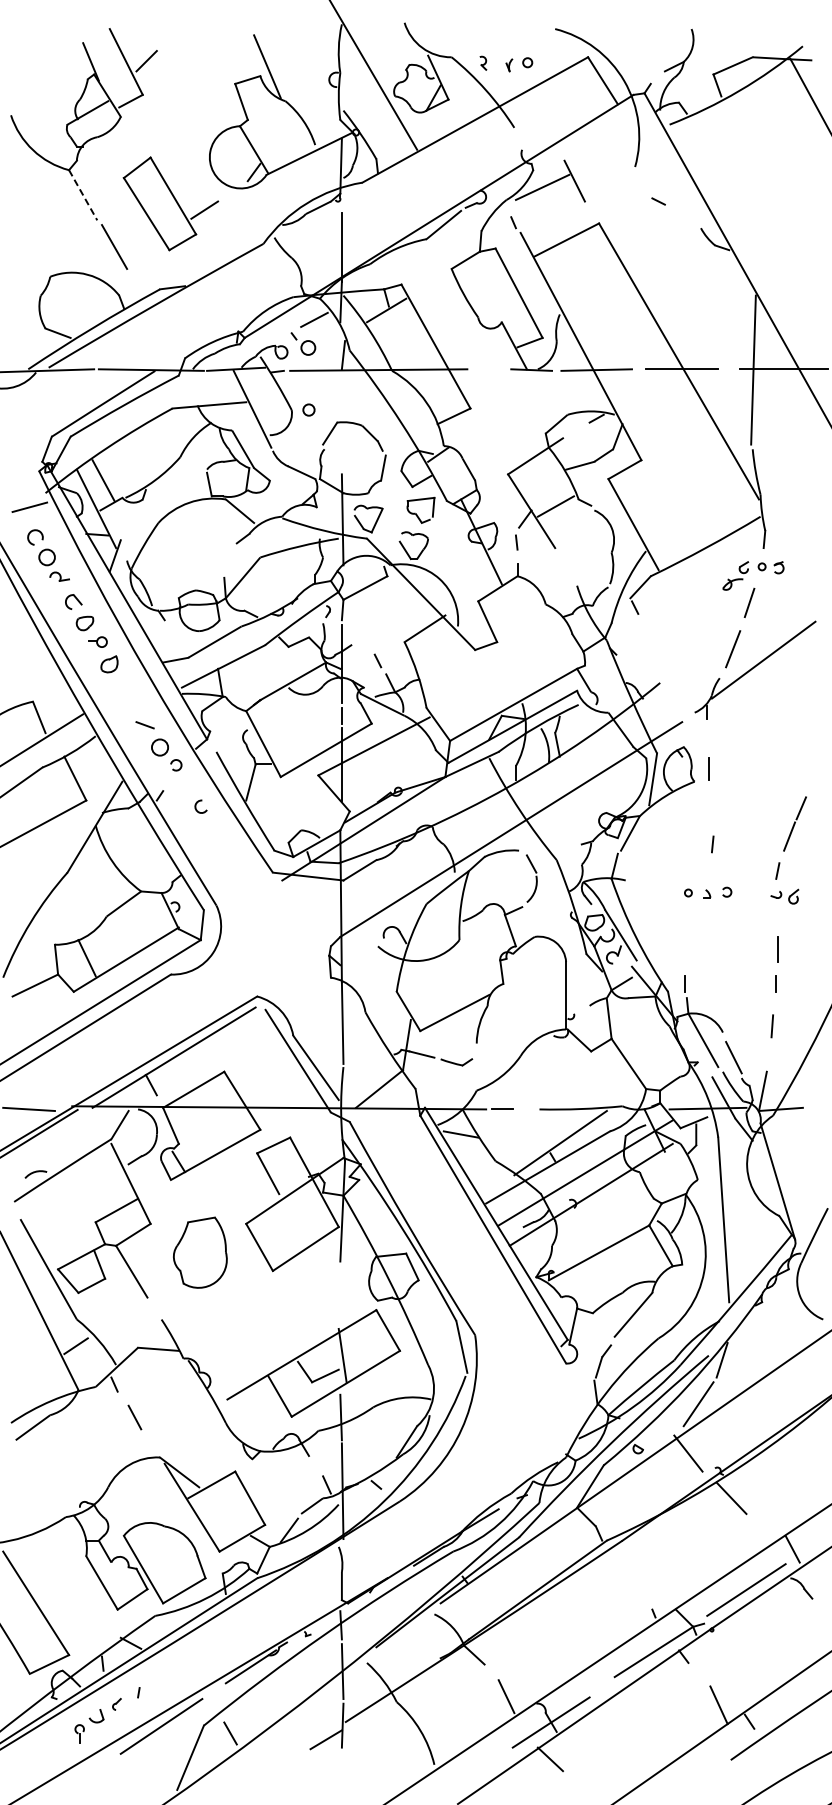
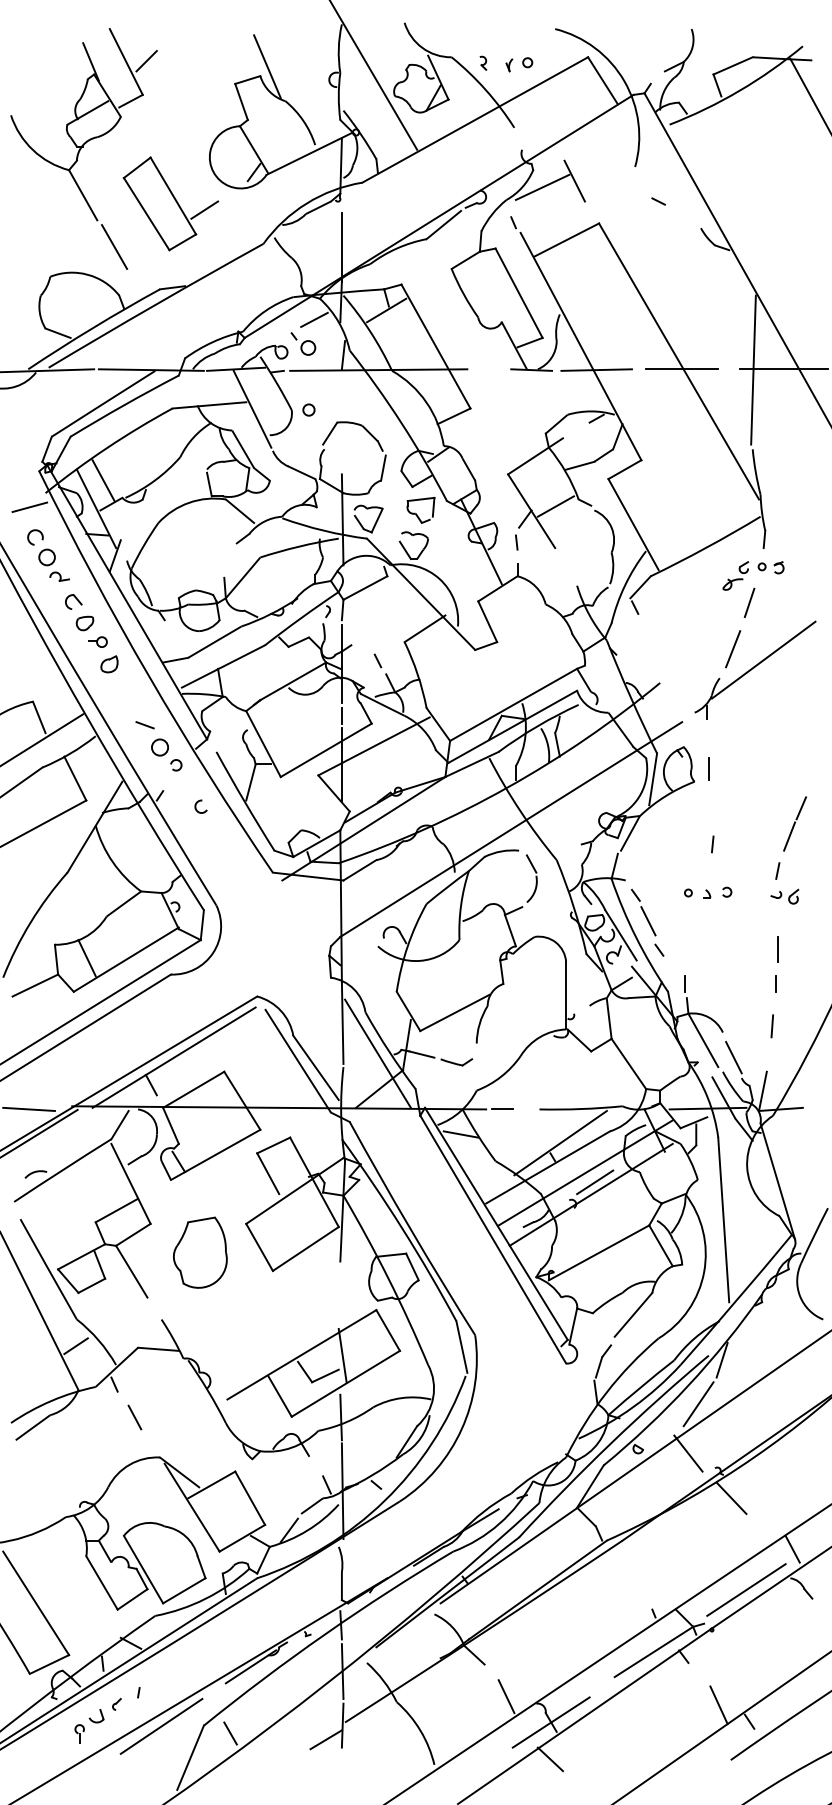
line: dashed -> solid (83, 195)
part: none -> present (647, 922)
line: none -> present (377, 1053)
line: none -> present (595, 1182)
